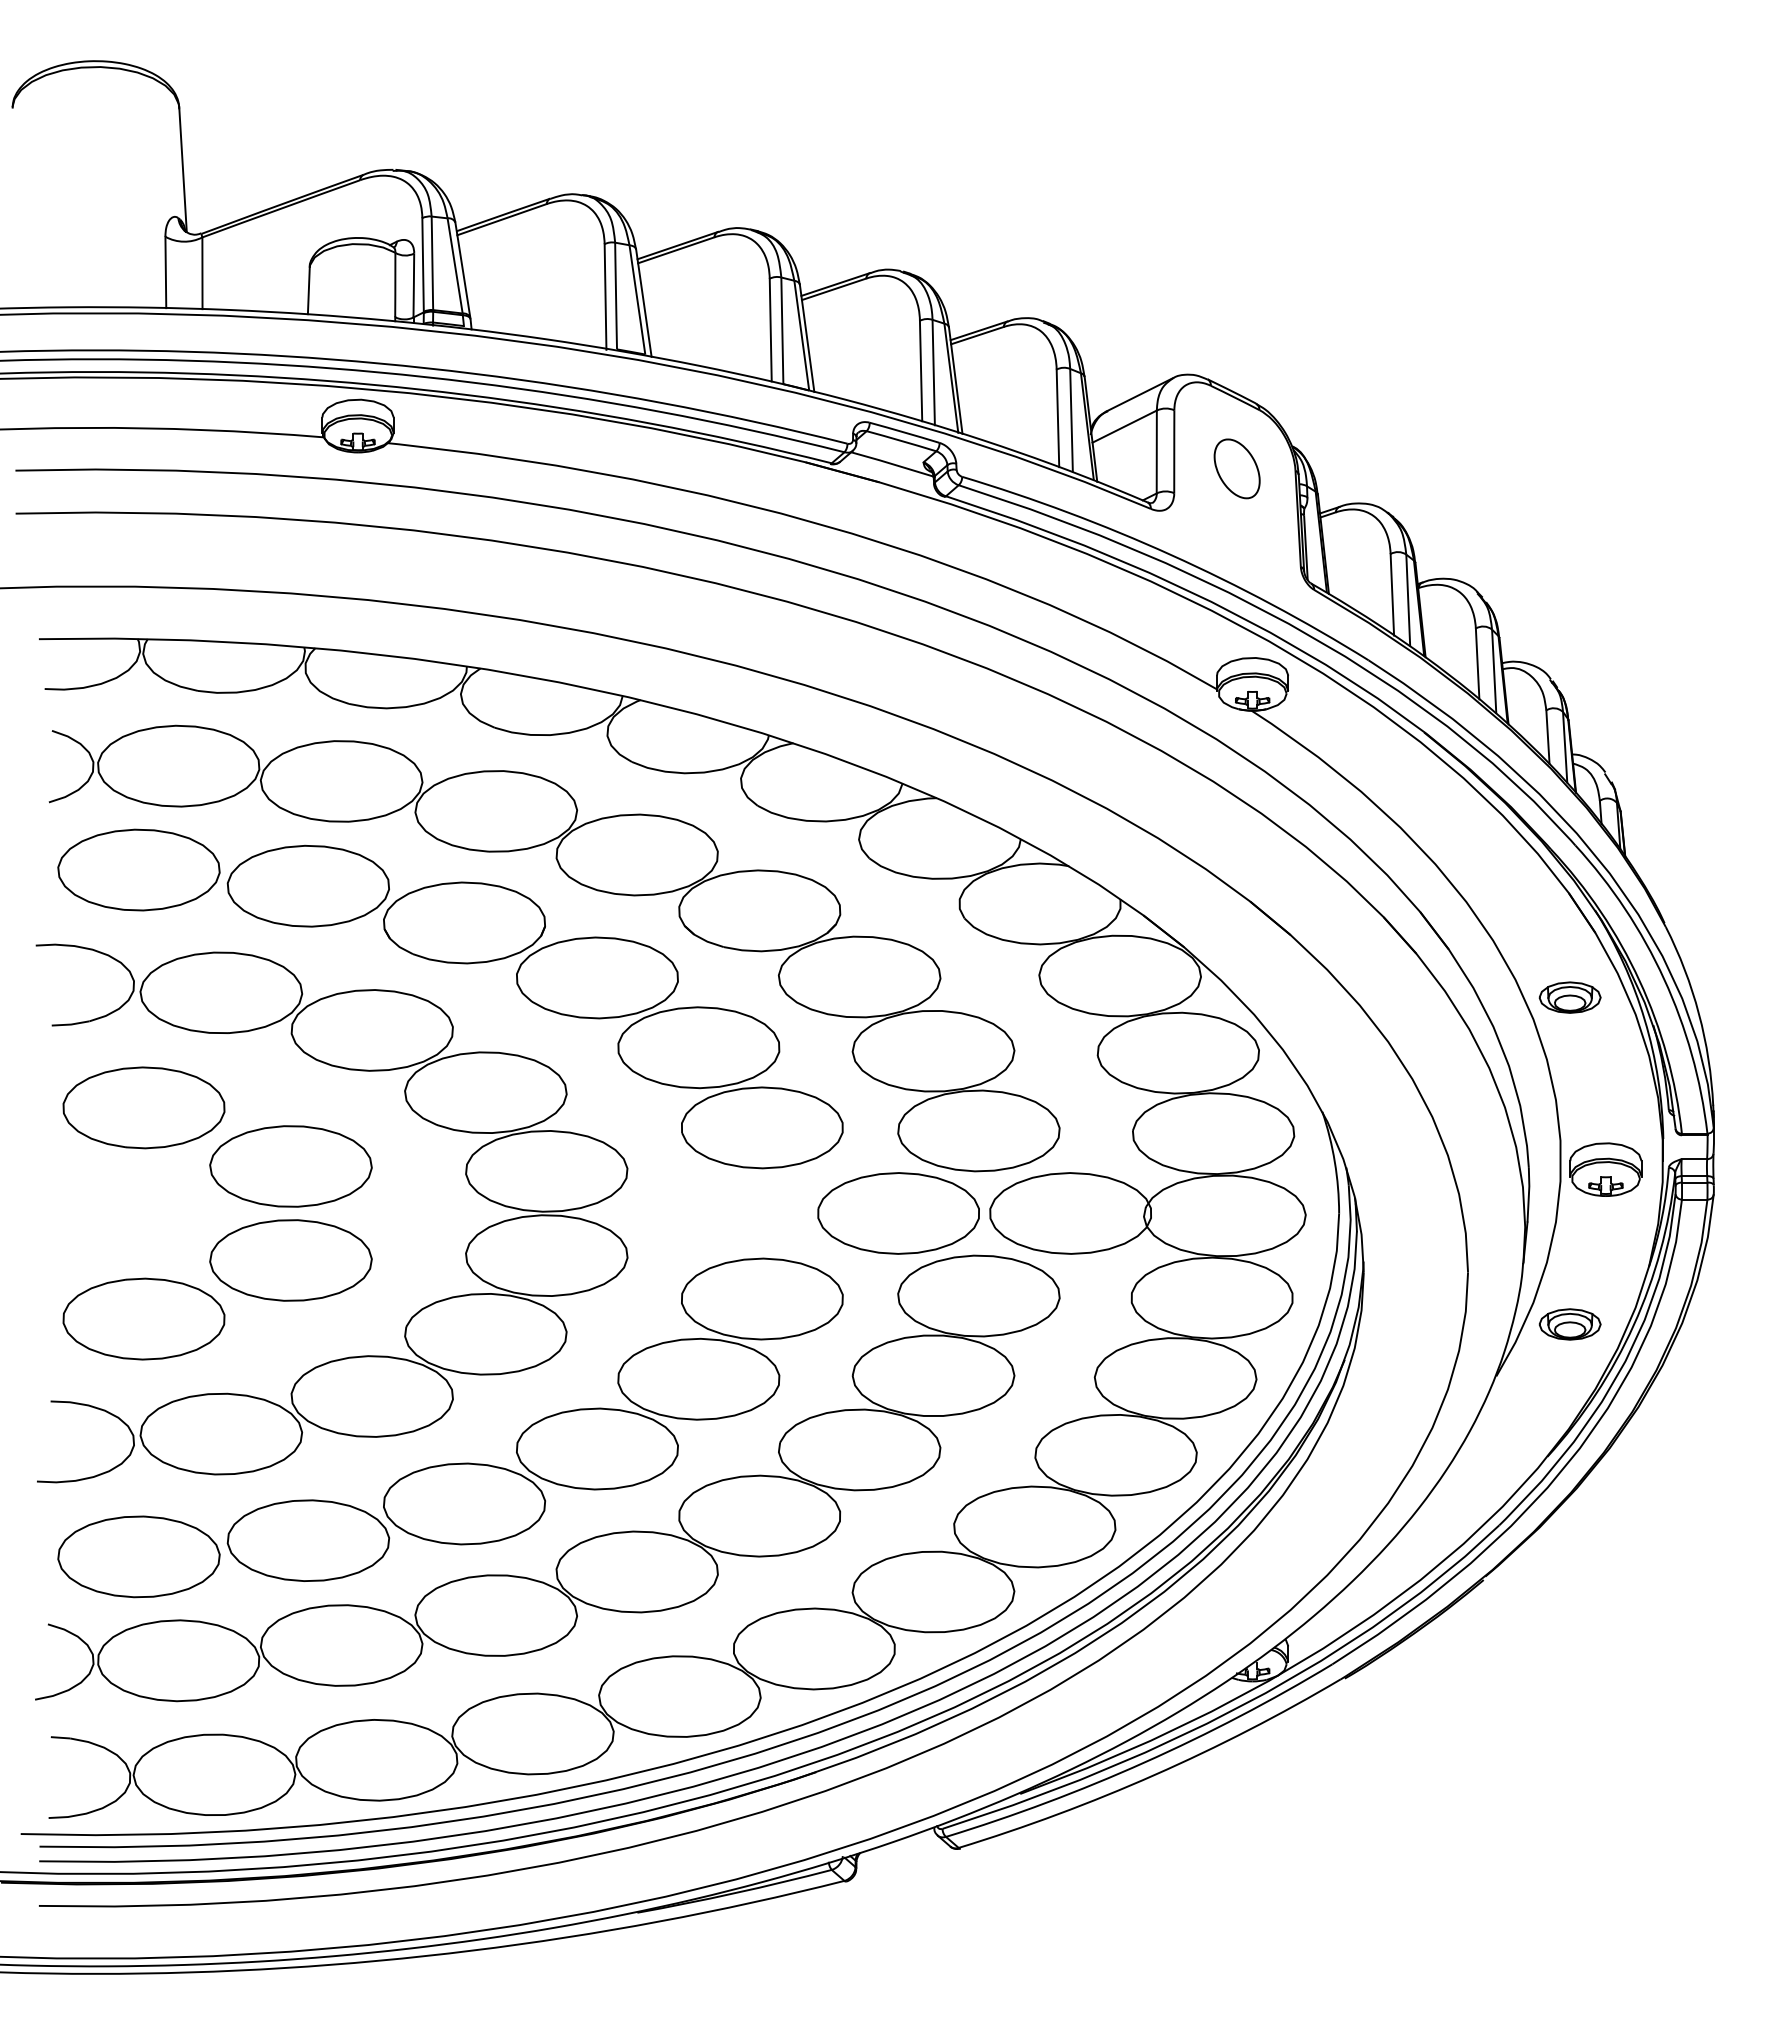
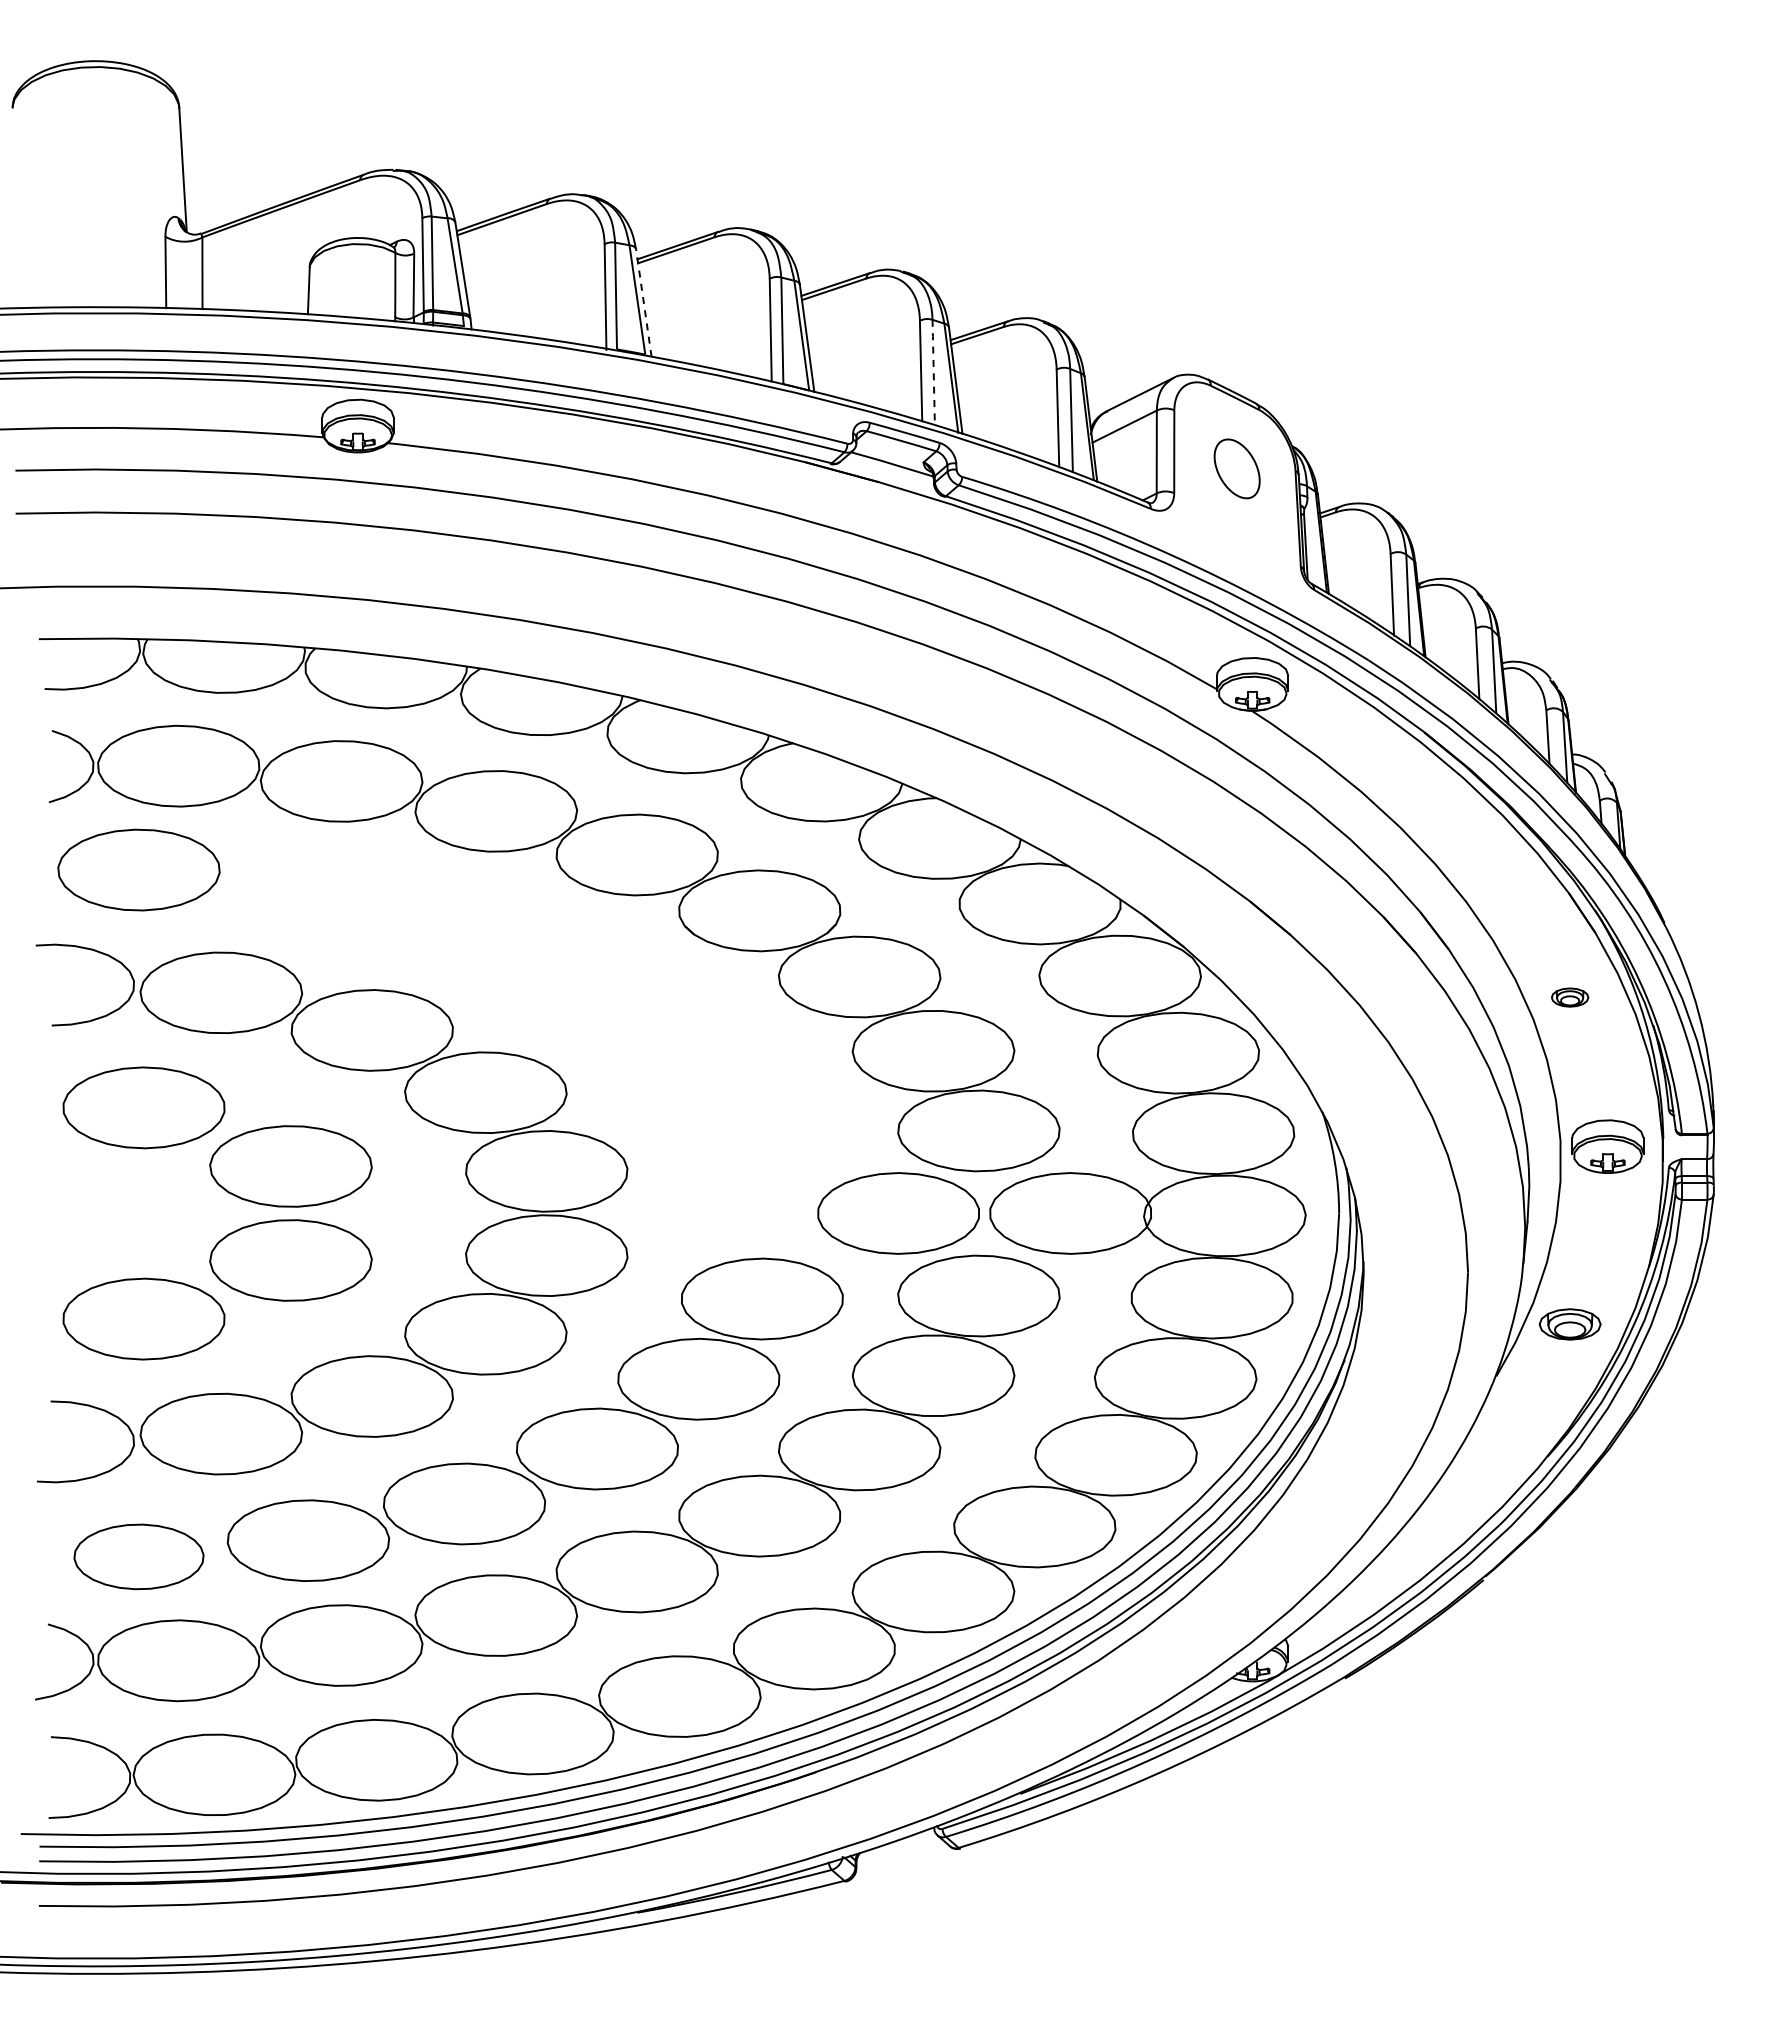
line: solid -> dashed (643, 302)
line: solid -> dashed (933, 373)
part size: 64x33 px -> 39x21 px (1570, 997)
part: present -> none (534, 1006)
part position: (1605, 1169) -> (1607, 1146) (1607, 1146)
part size: 164x84 px -> 132x68 px (138, 1556)
